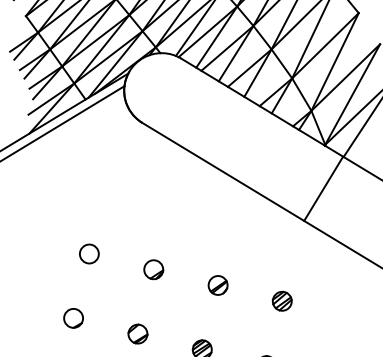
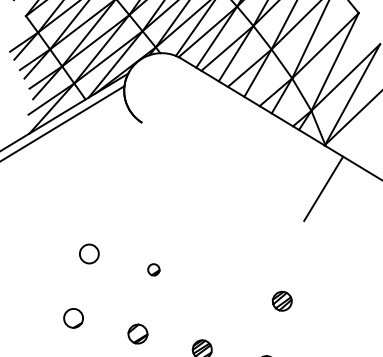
line: present -> none (361, 129)
line: present -> none (260, 194)
part size: 22x22 px -> 14x14 px (153, 269)
part: present -> none (217, 285)
